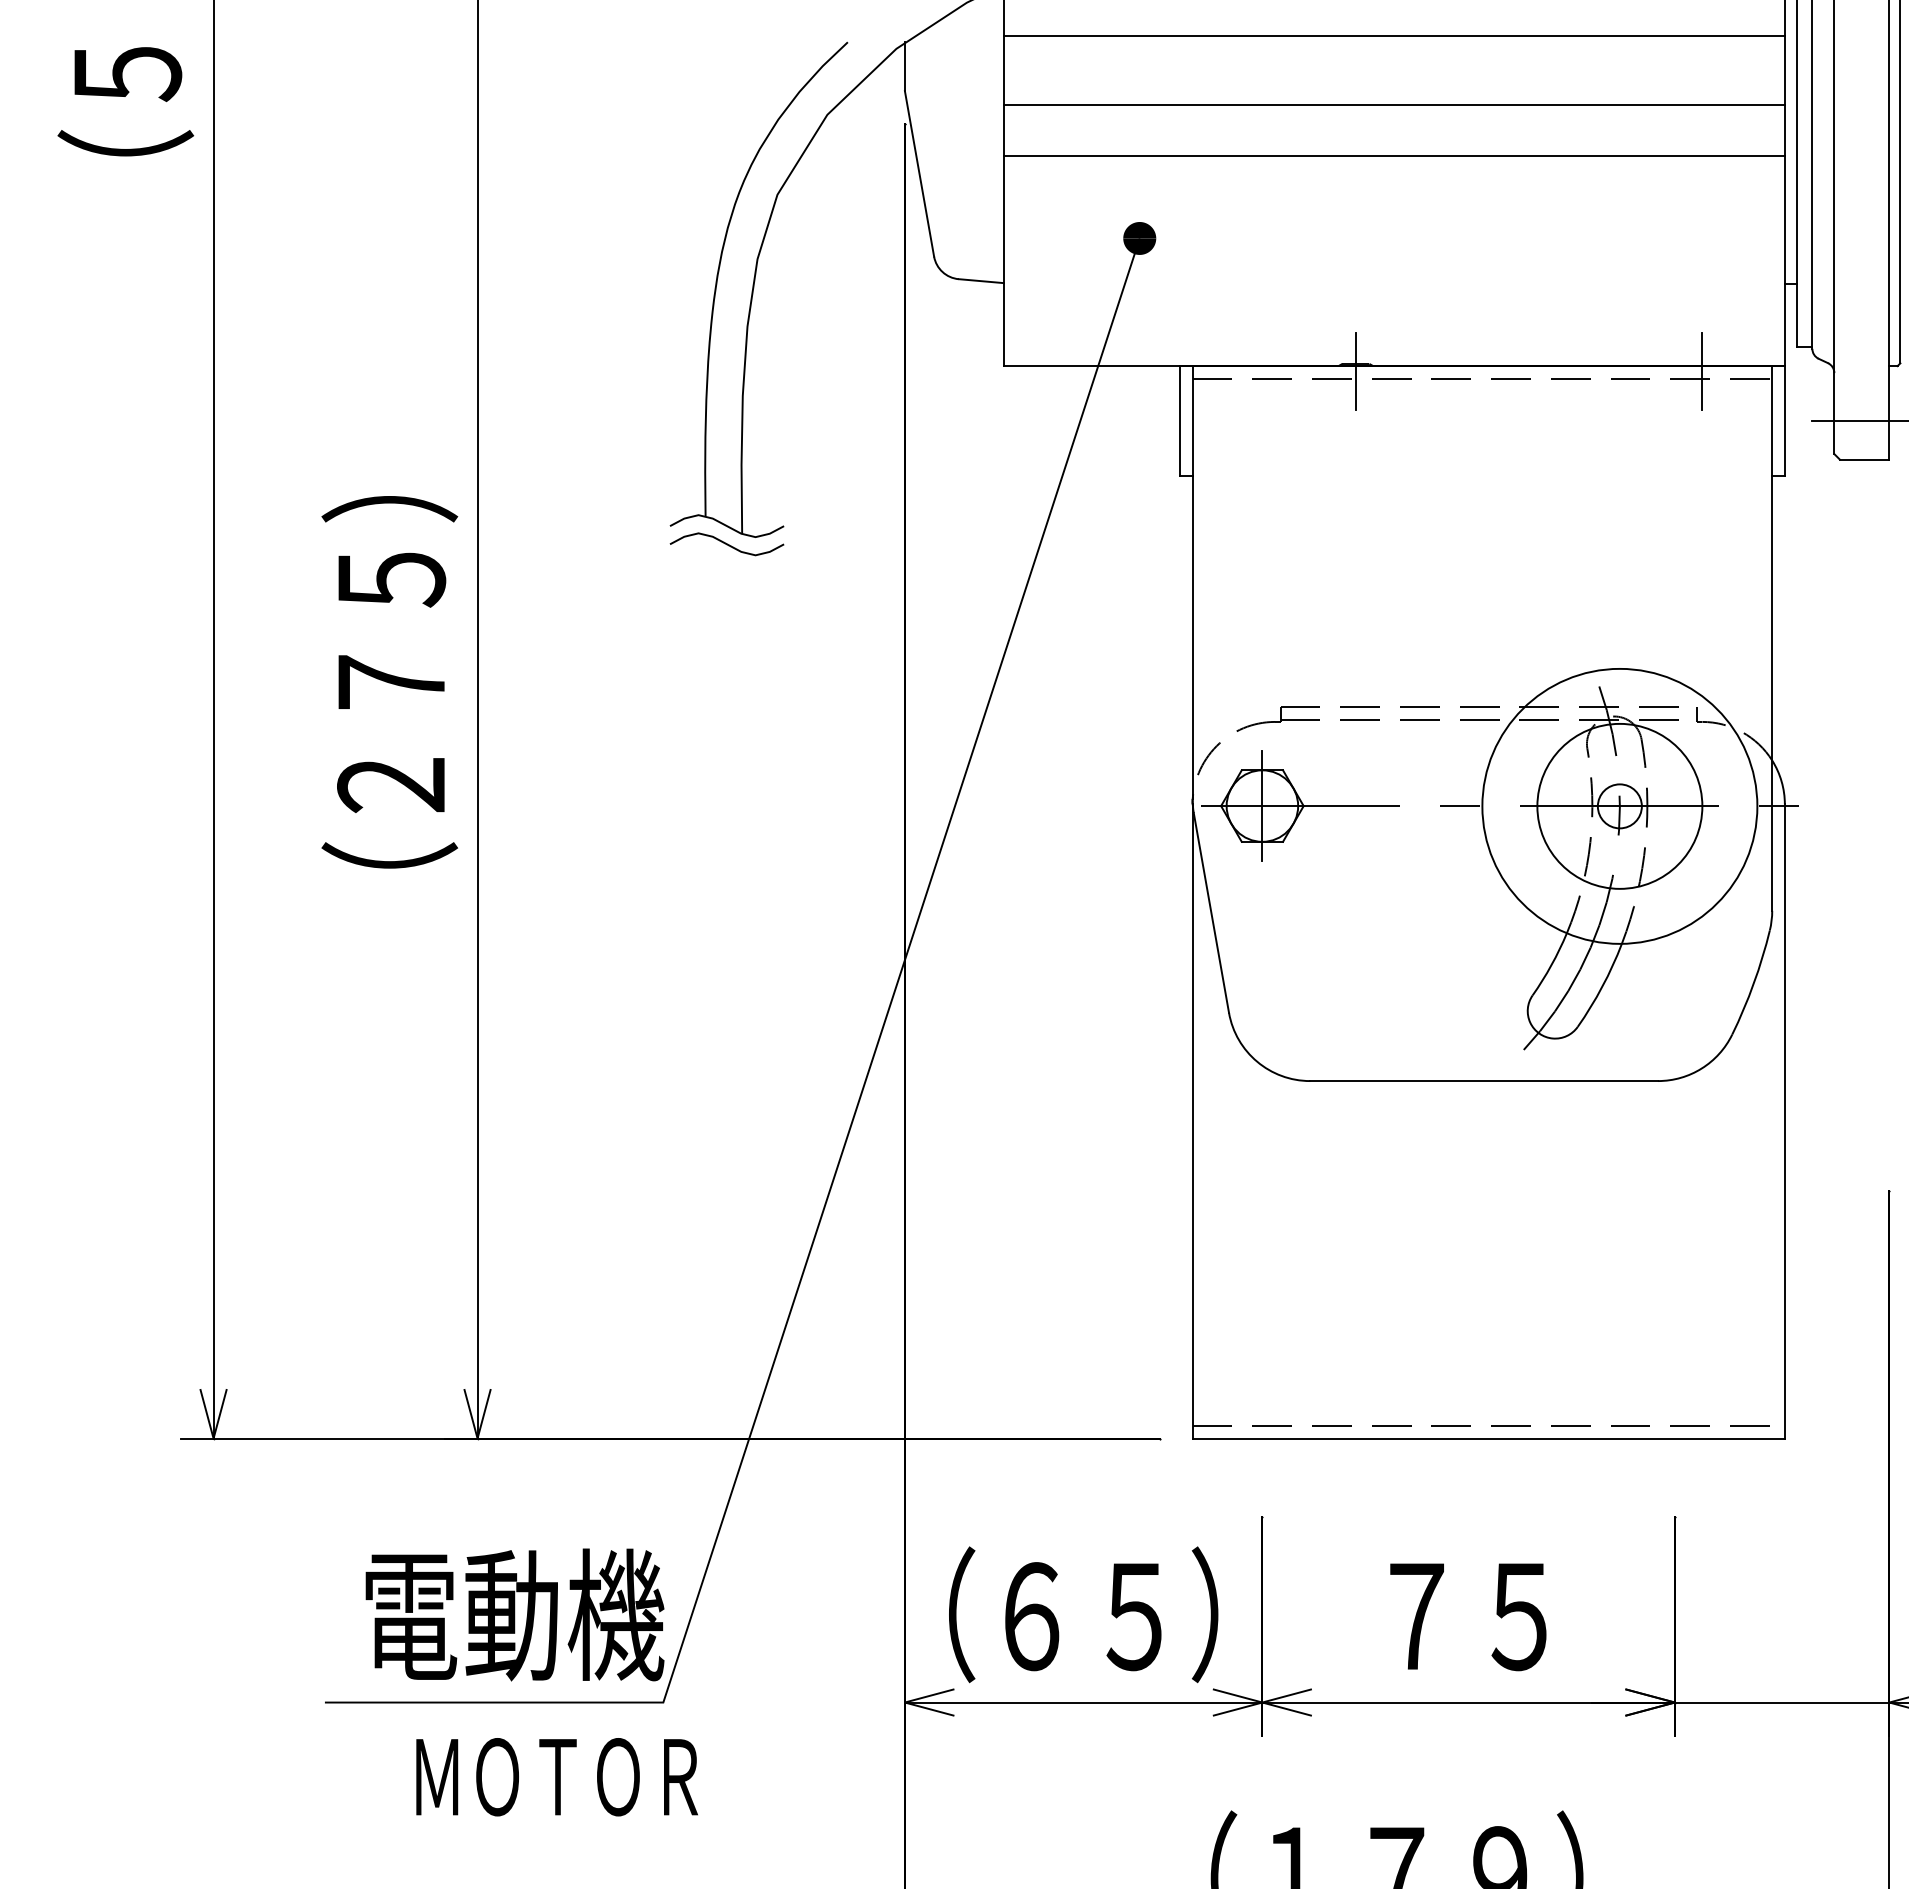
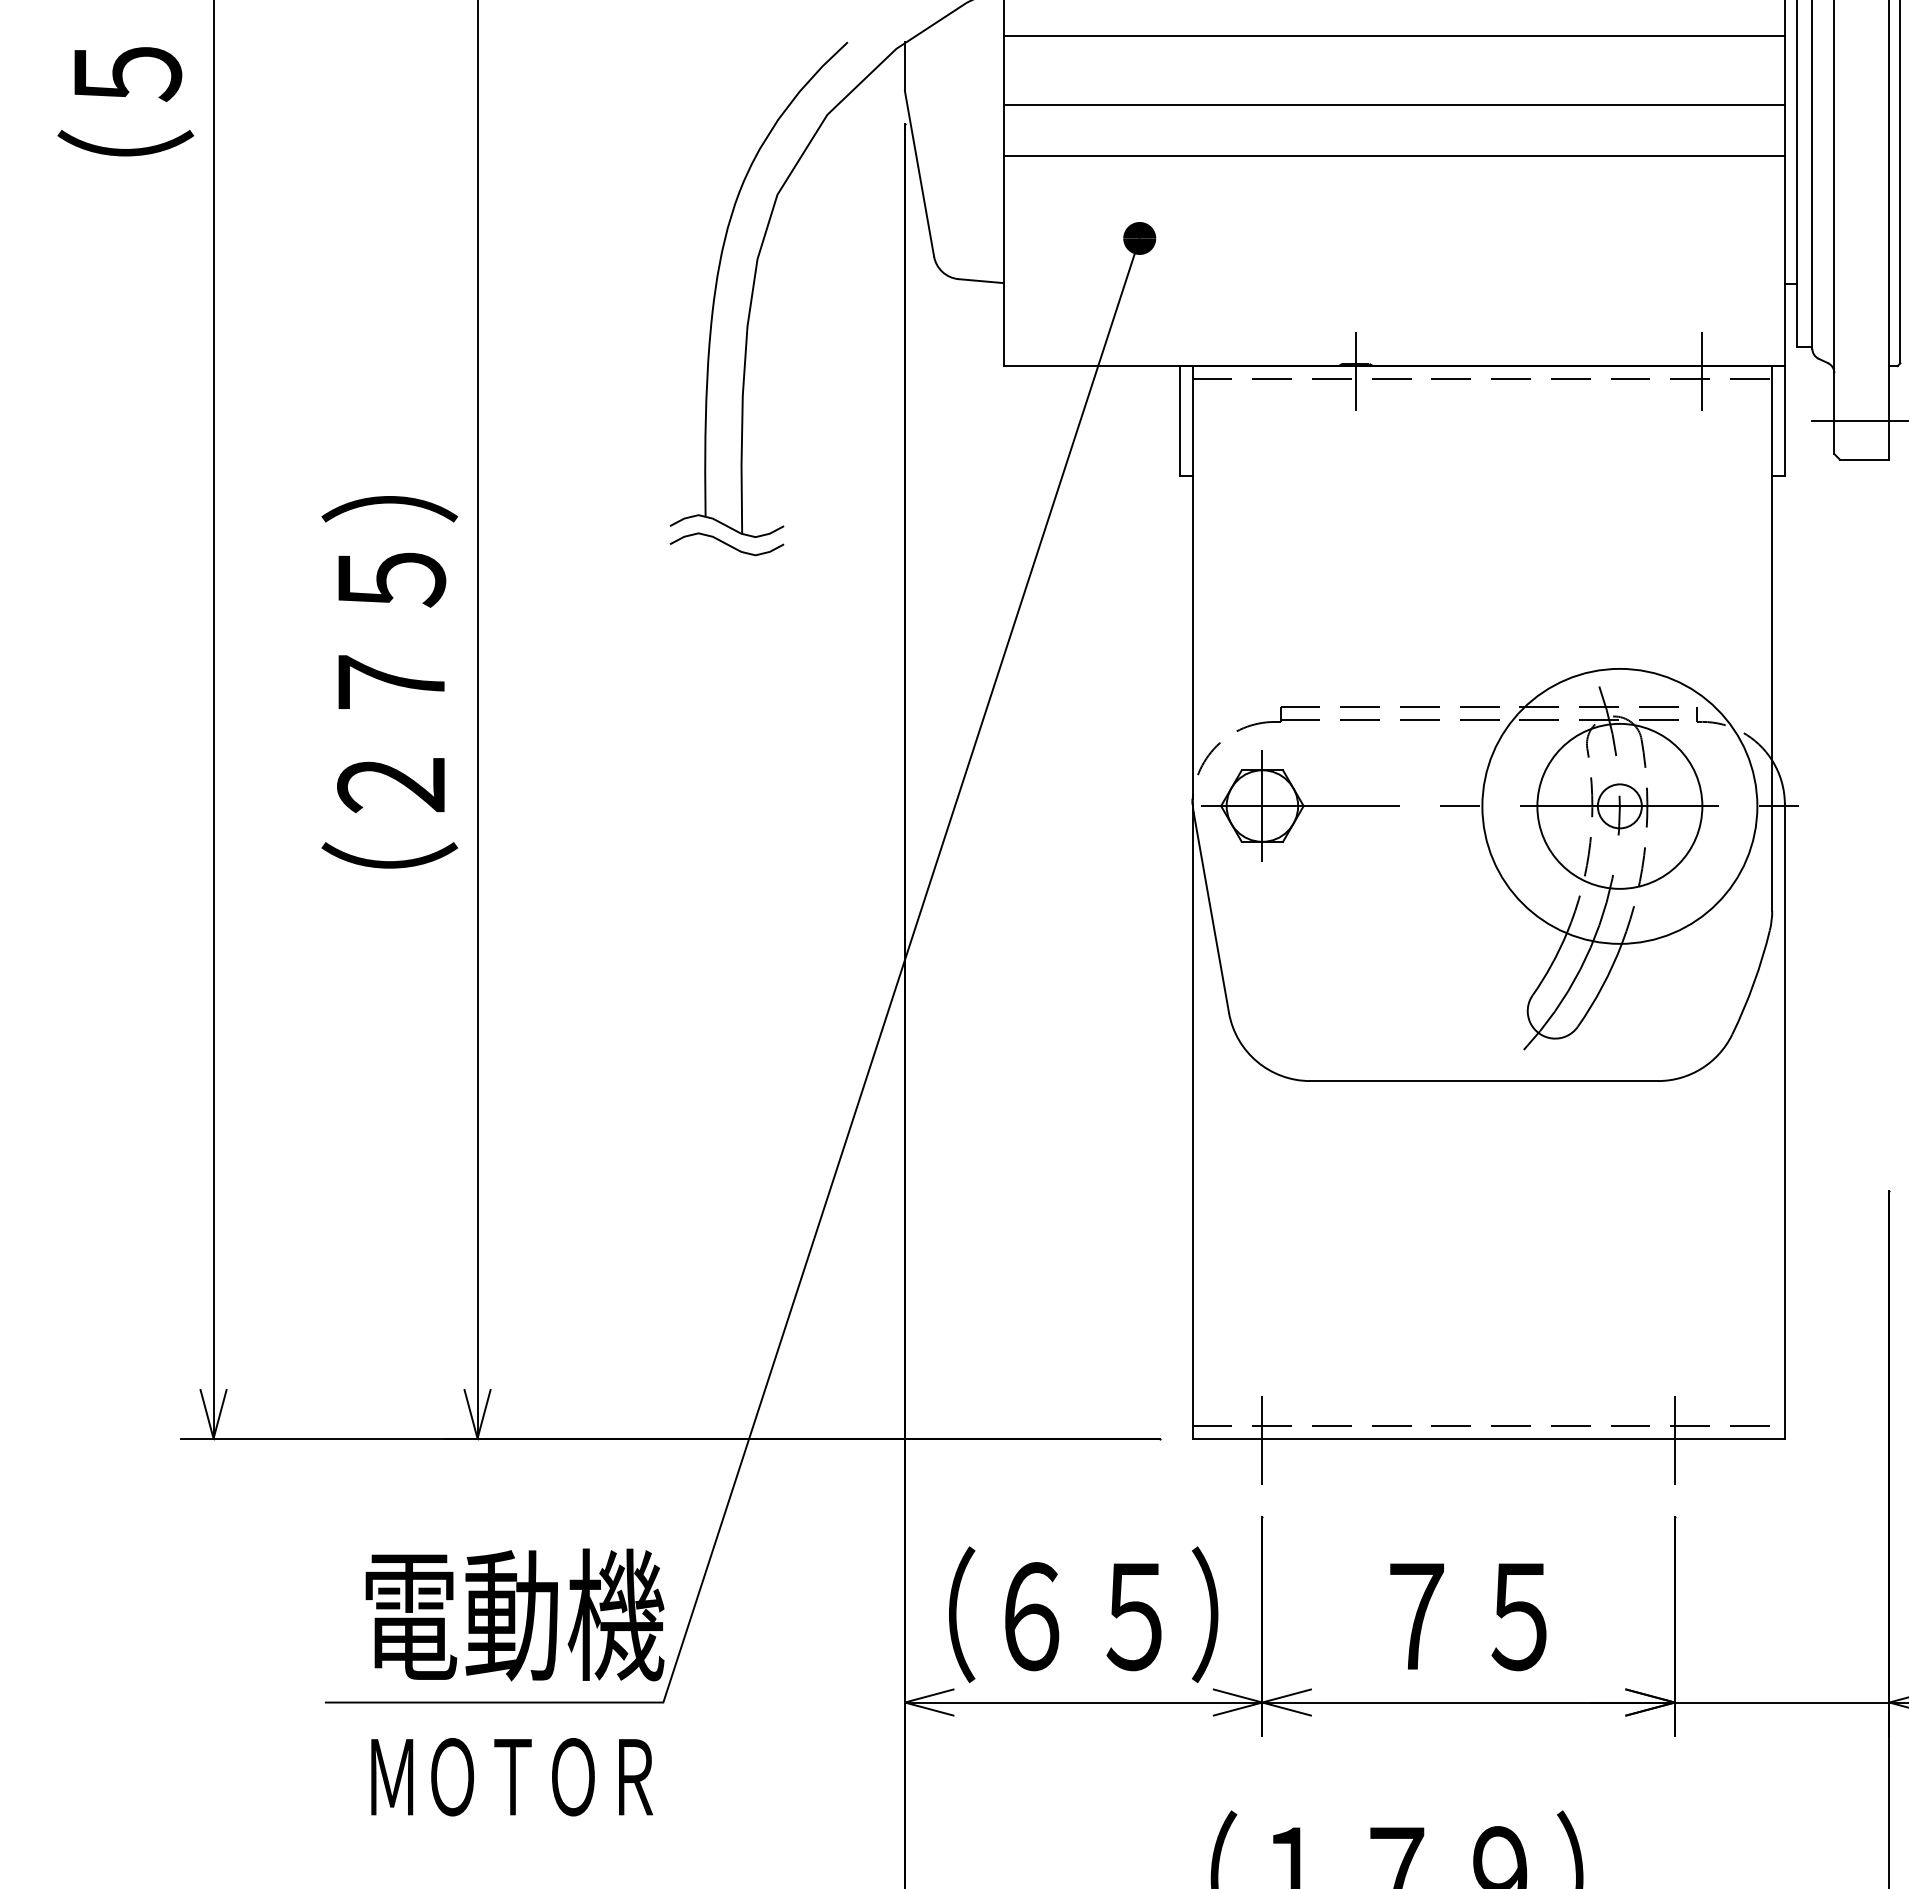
line: none -> present (1262, 1440)
line: none -> present (1674, 1440)
text position: (556, 1777) -> (511, 1777) (511, 1777)
